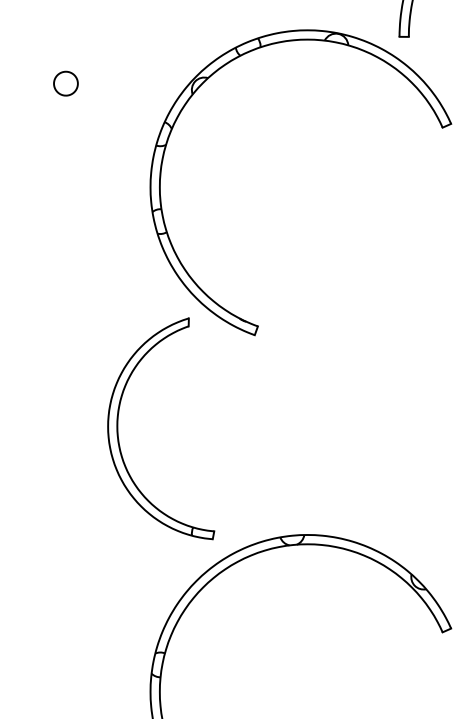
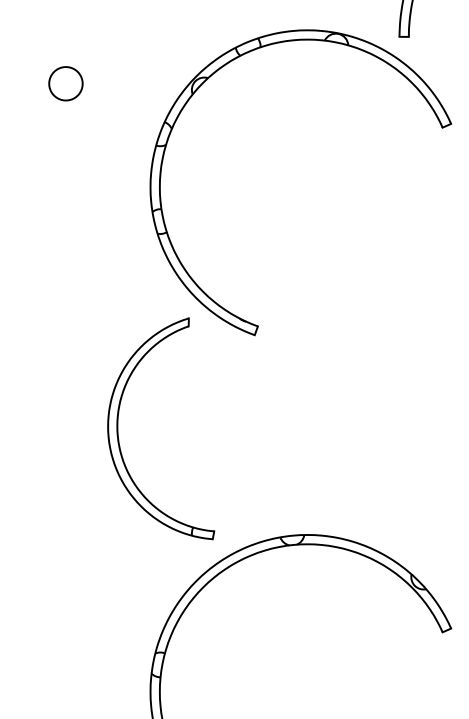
part size: 26x27 px -> 36x36 px (65, 83)
